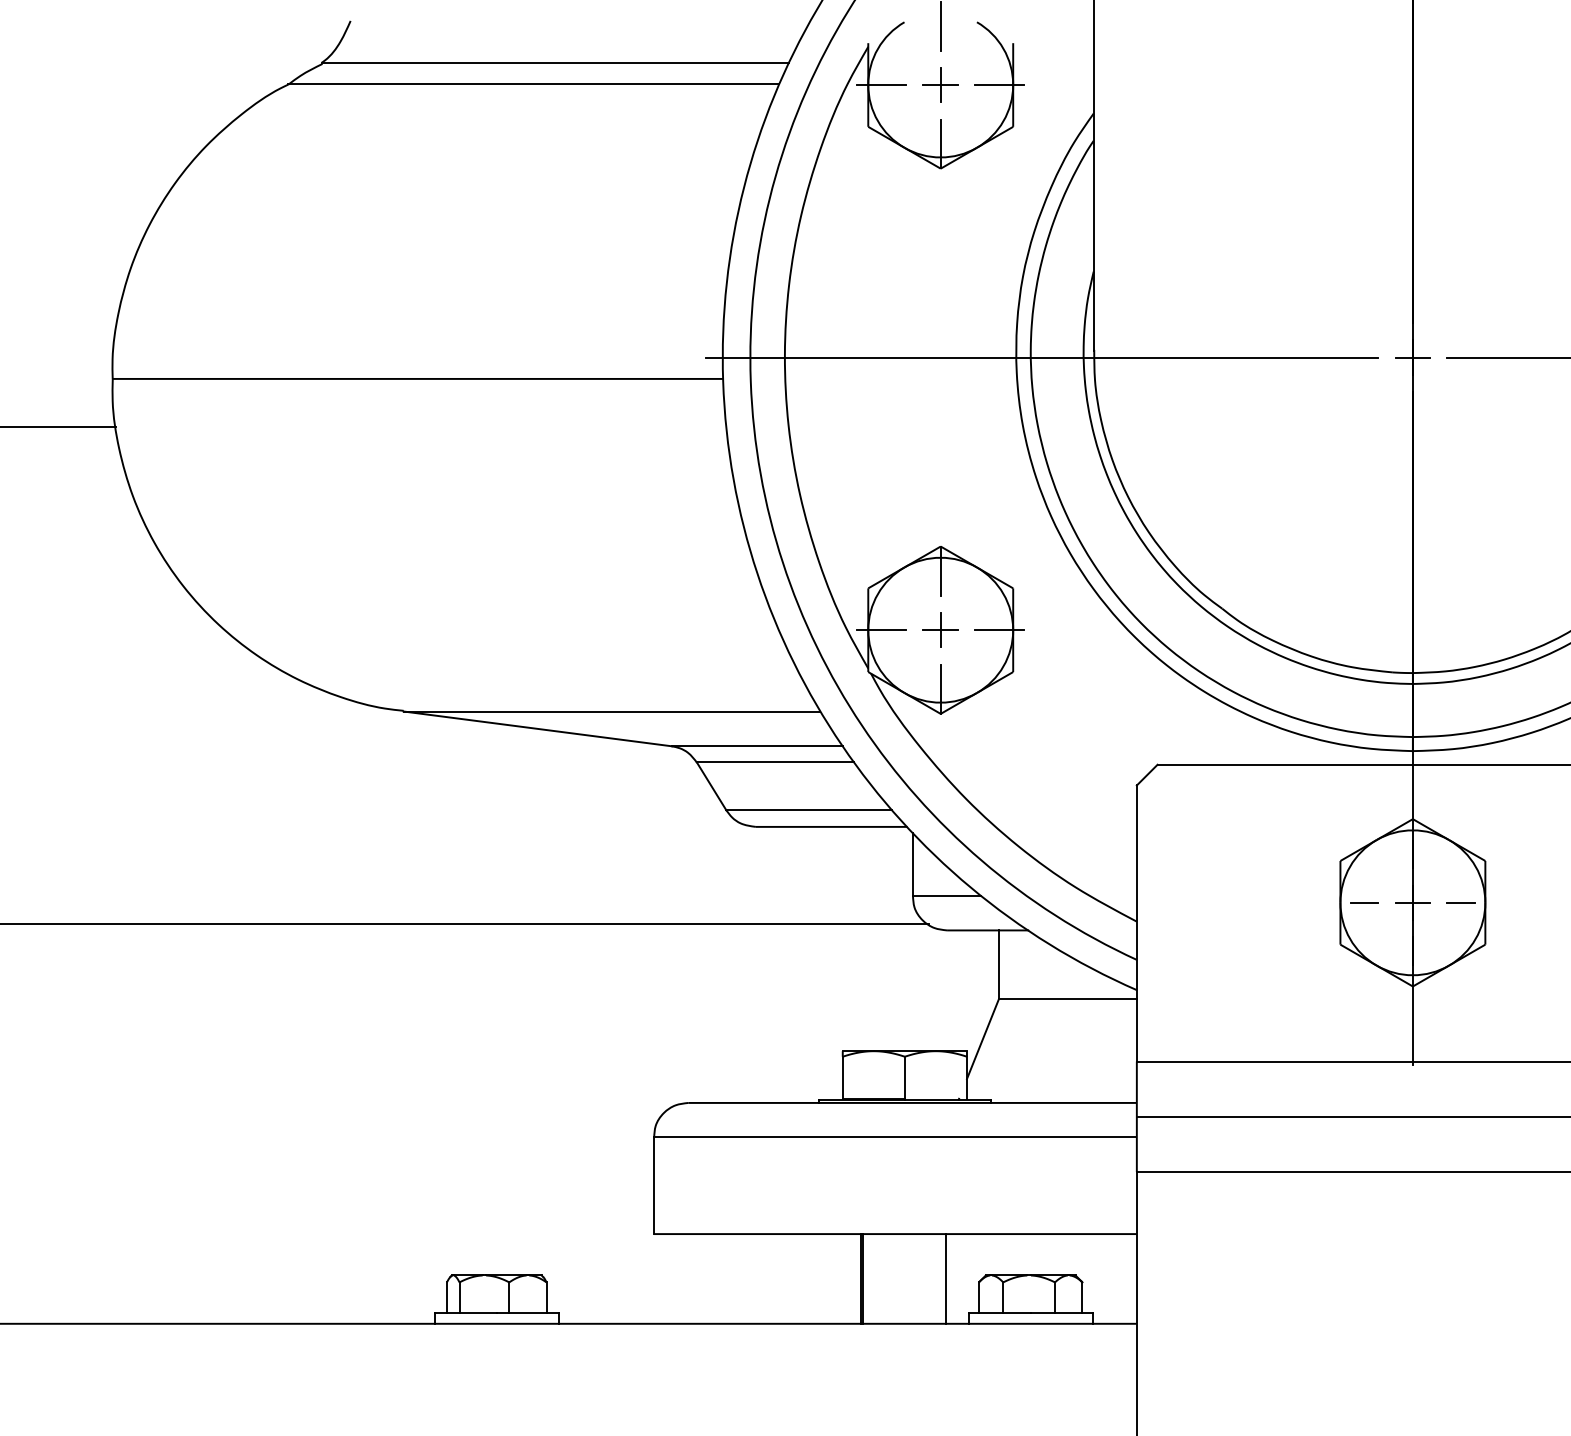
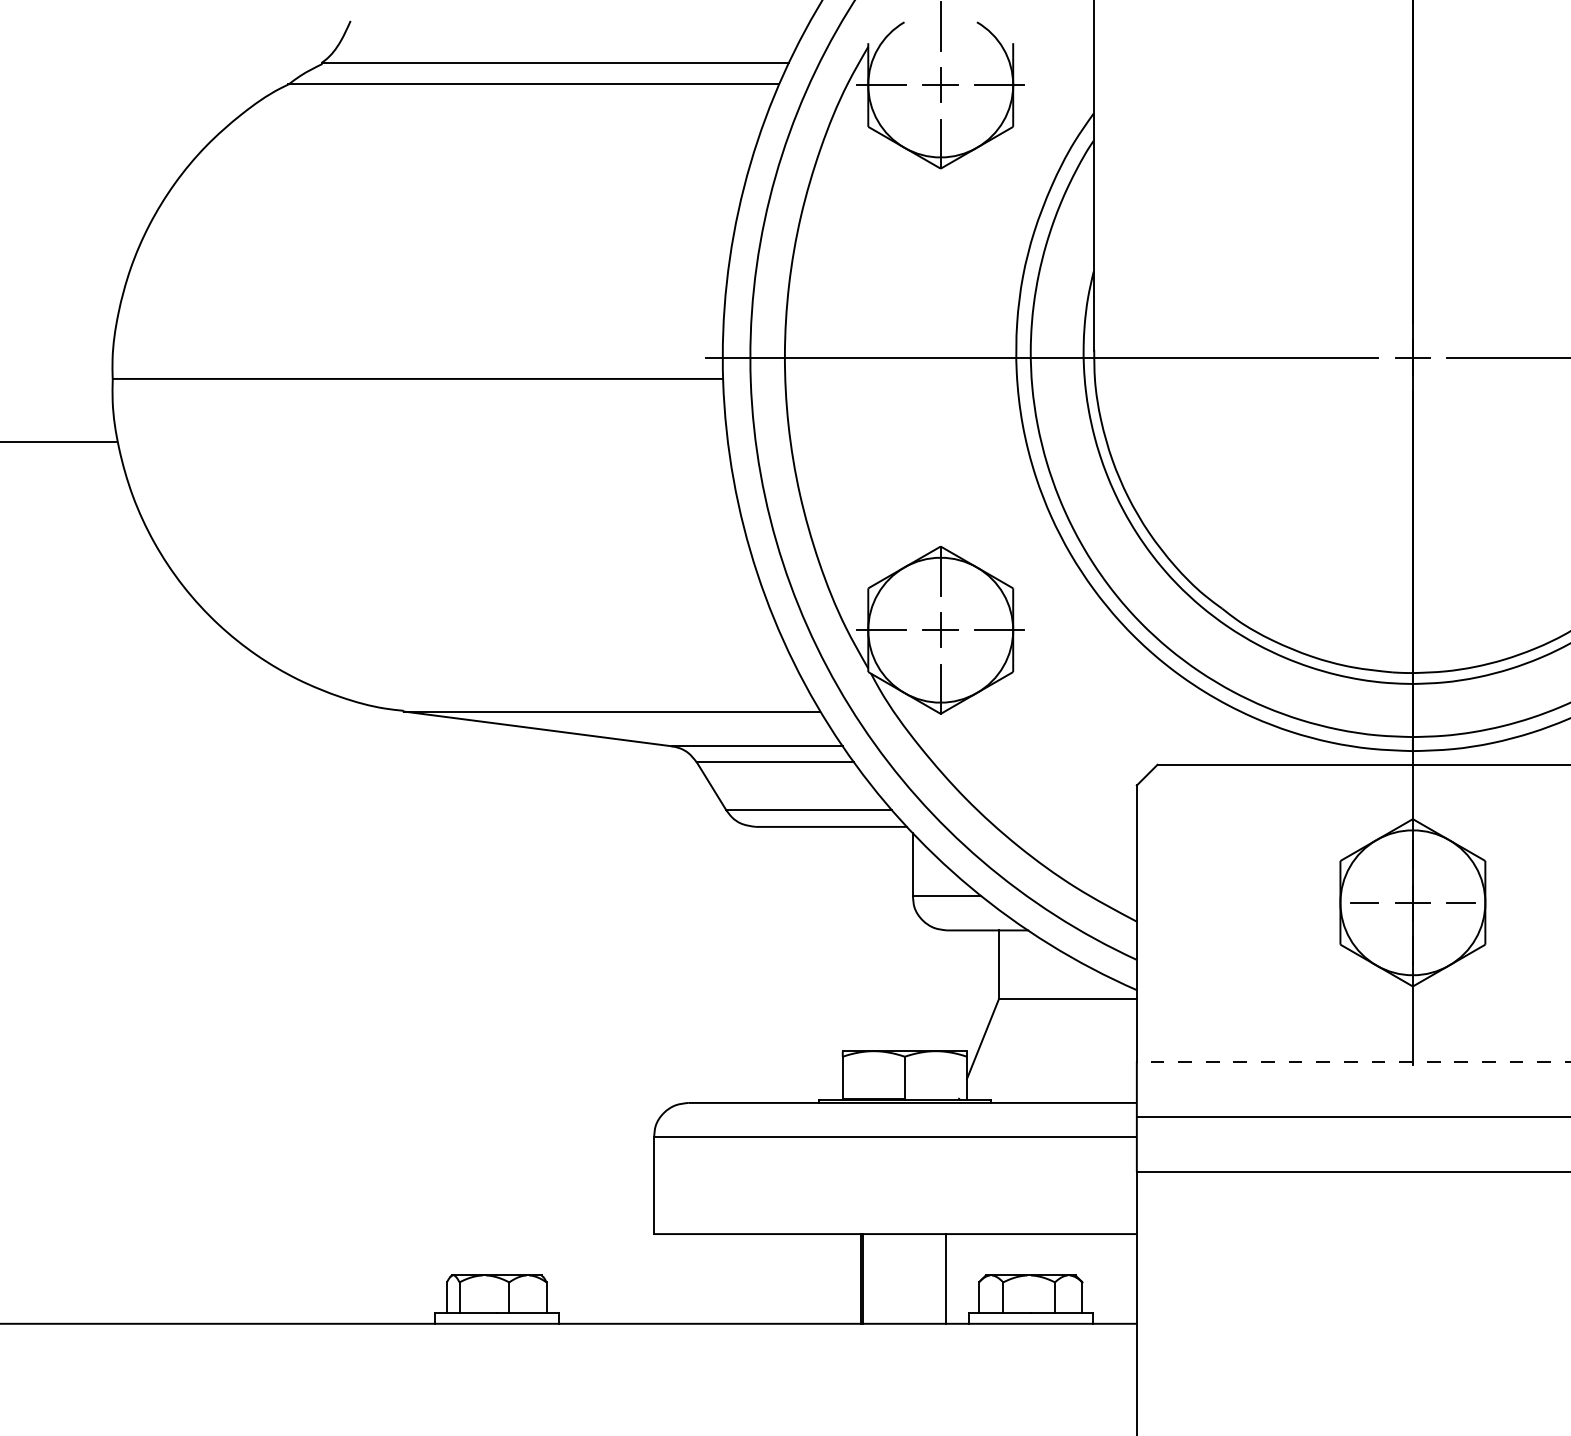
line position: (59, 426) -> (59, 441) (59, 441)
line: present -> none (465, 924)
line: solid -> dashed (1353, 1061)
